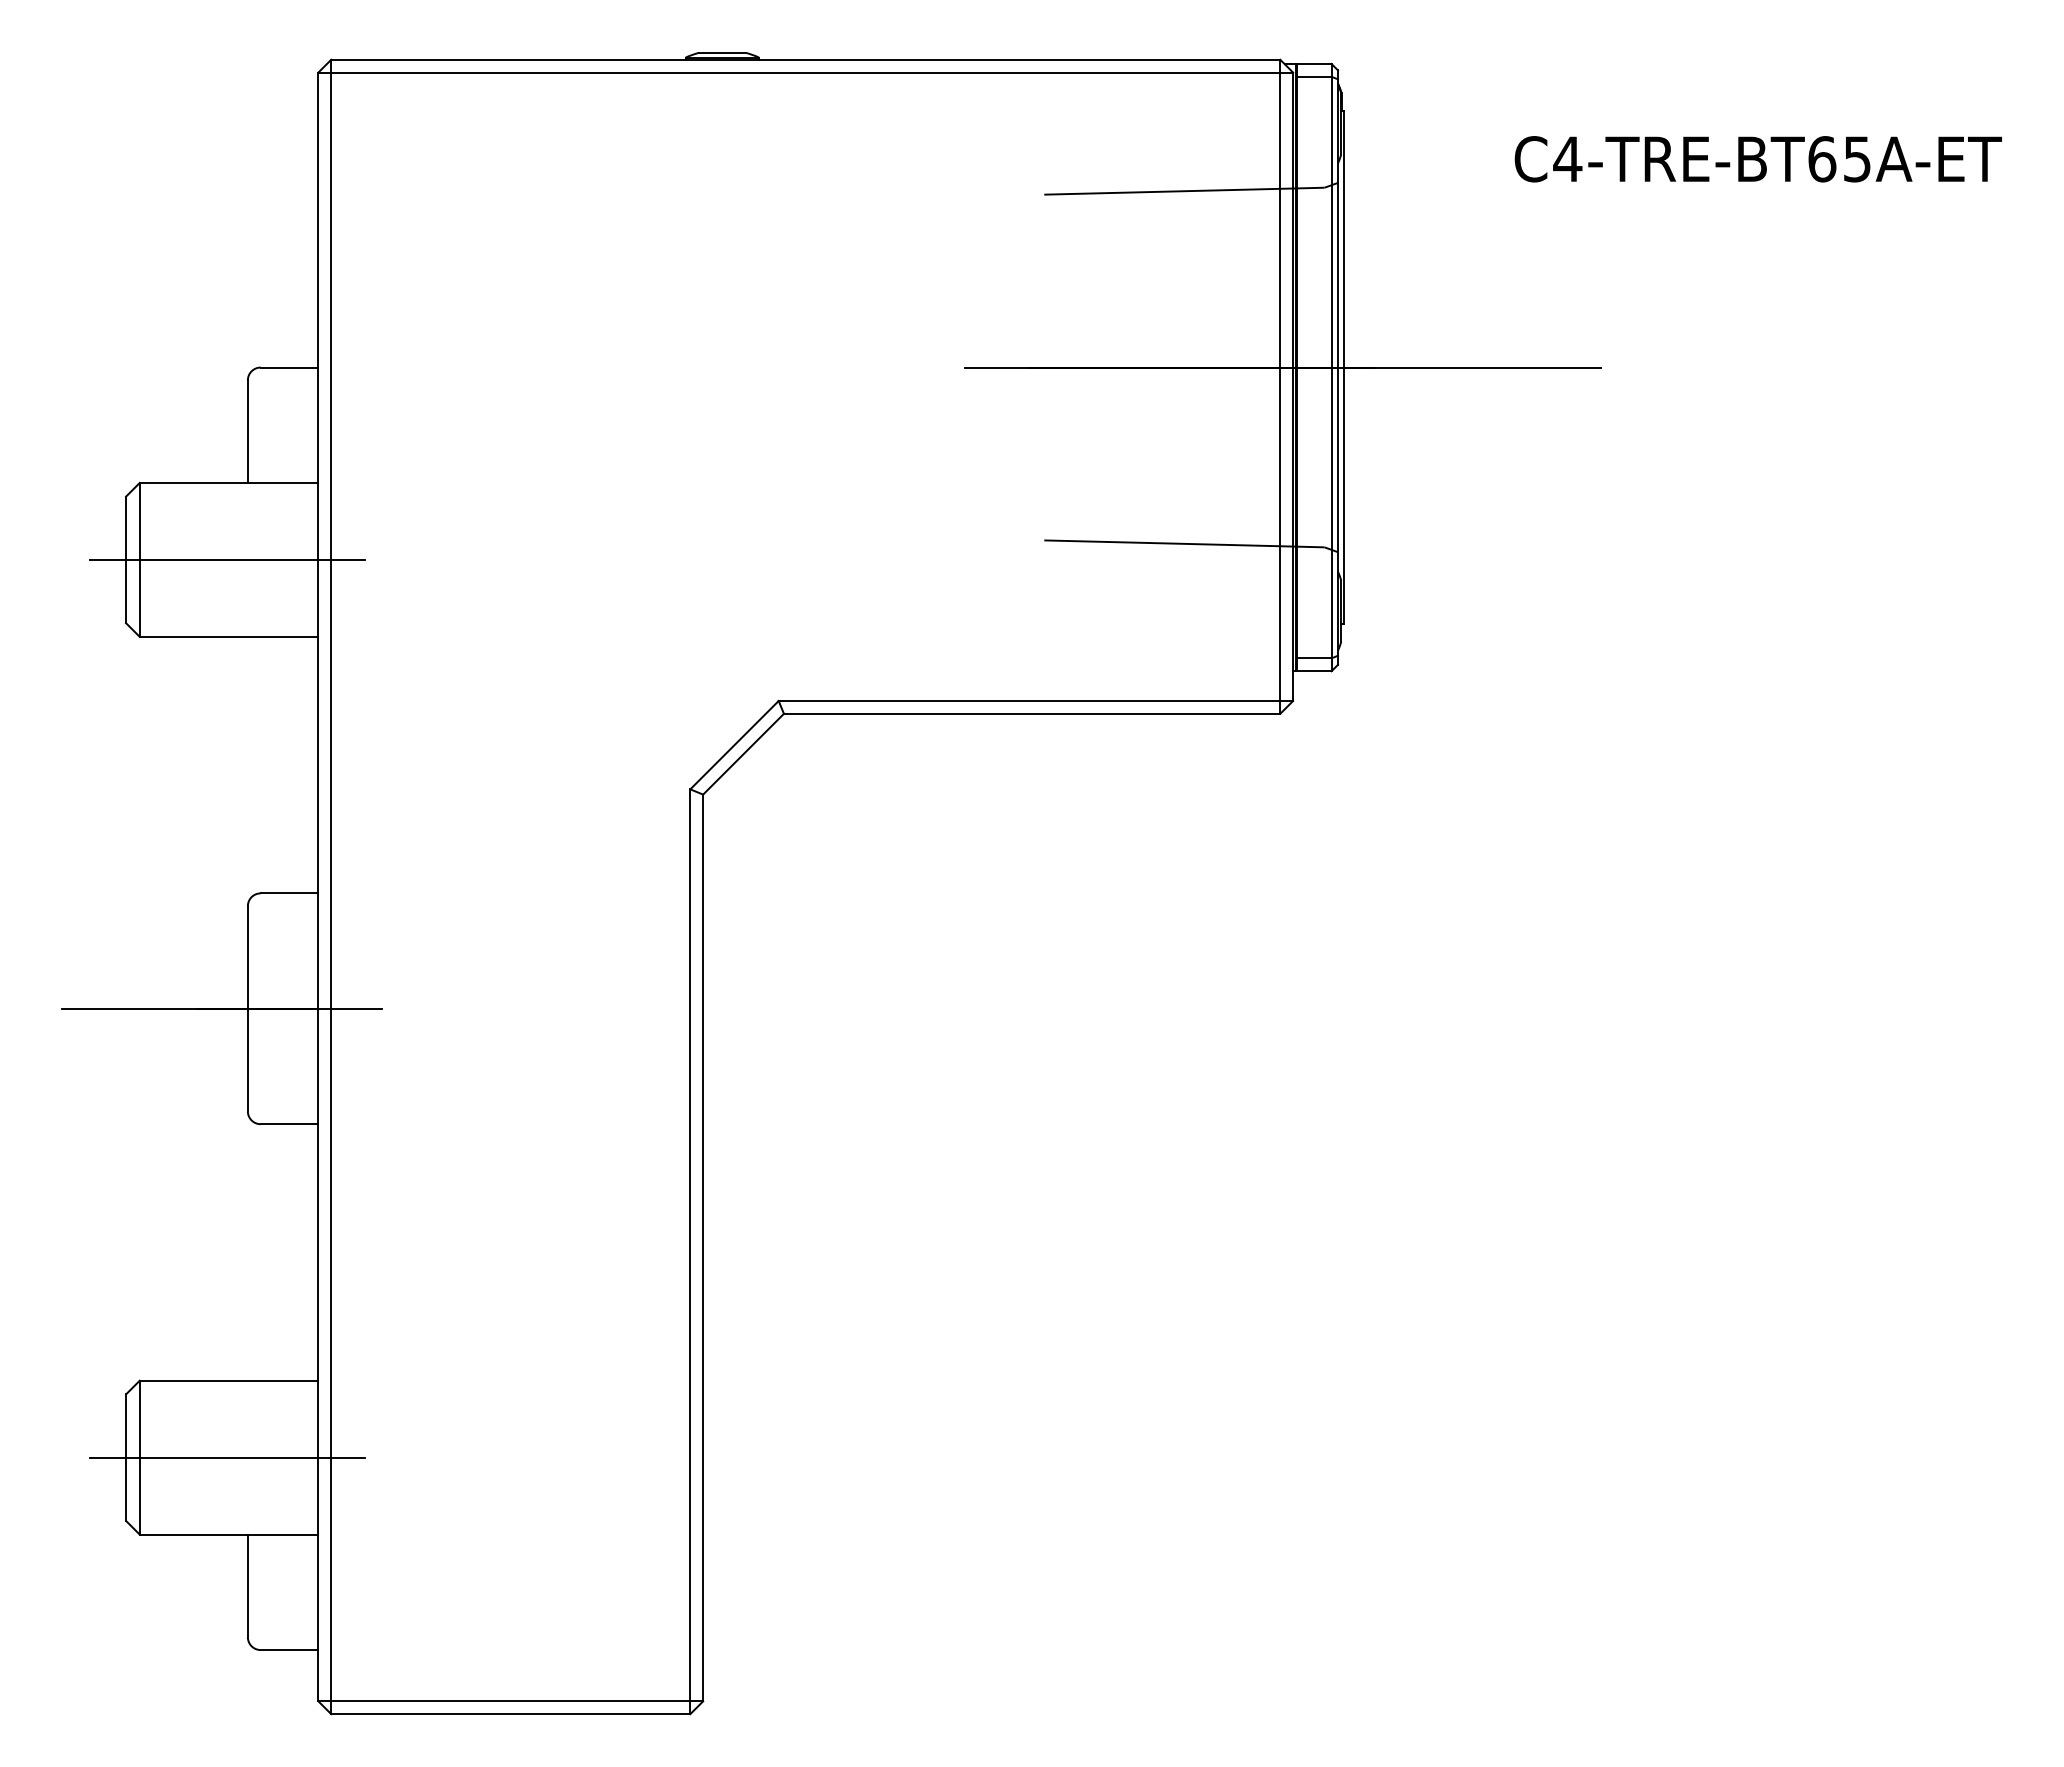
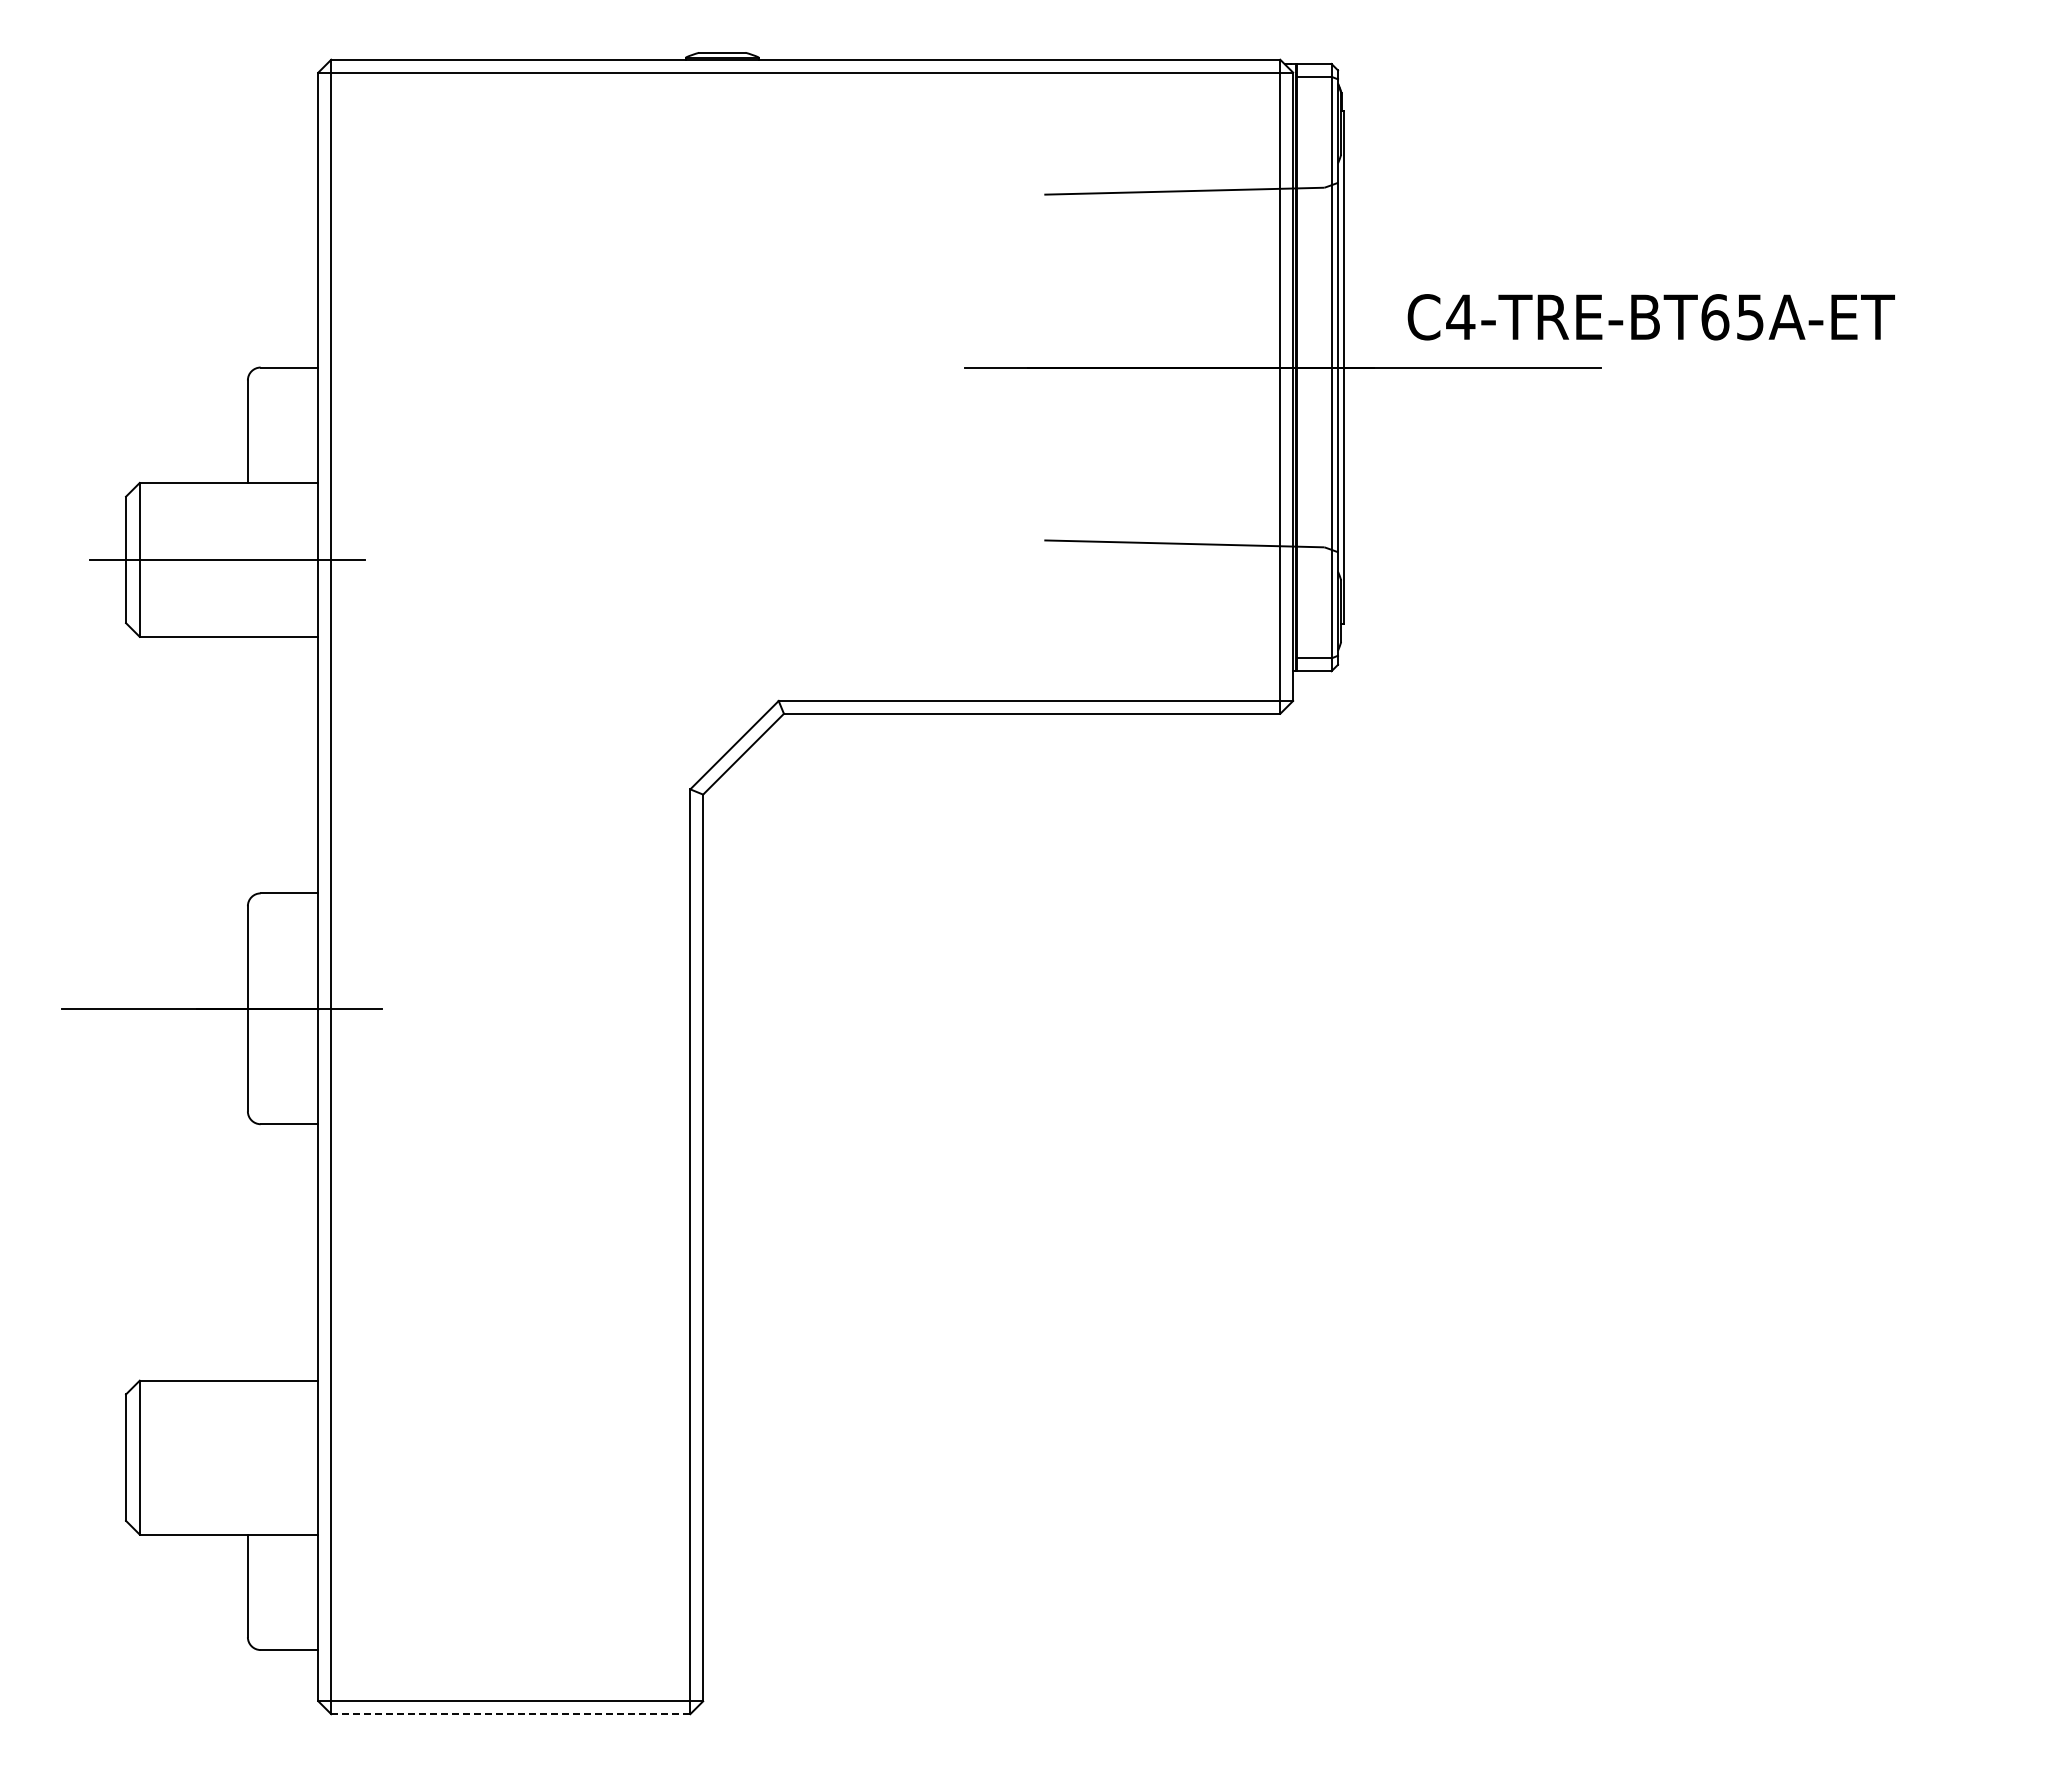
text position: (1757, 159) -> (1650, 317) (1650, 317)
line: present -> none (226, 1457)
line: solid -> dashed (510, 1714)
